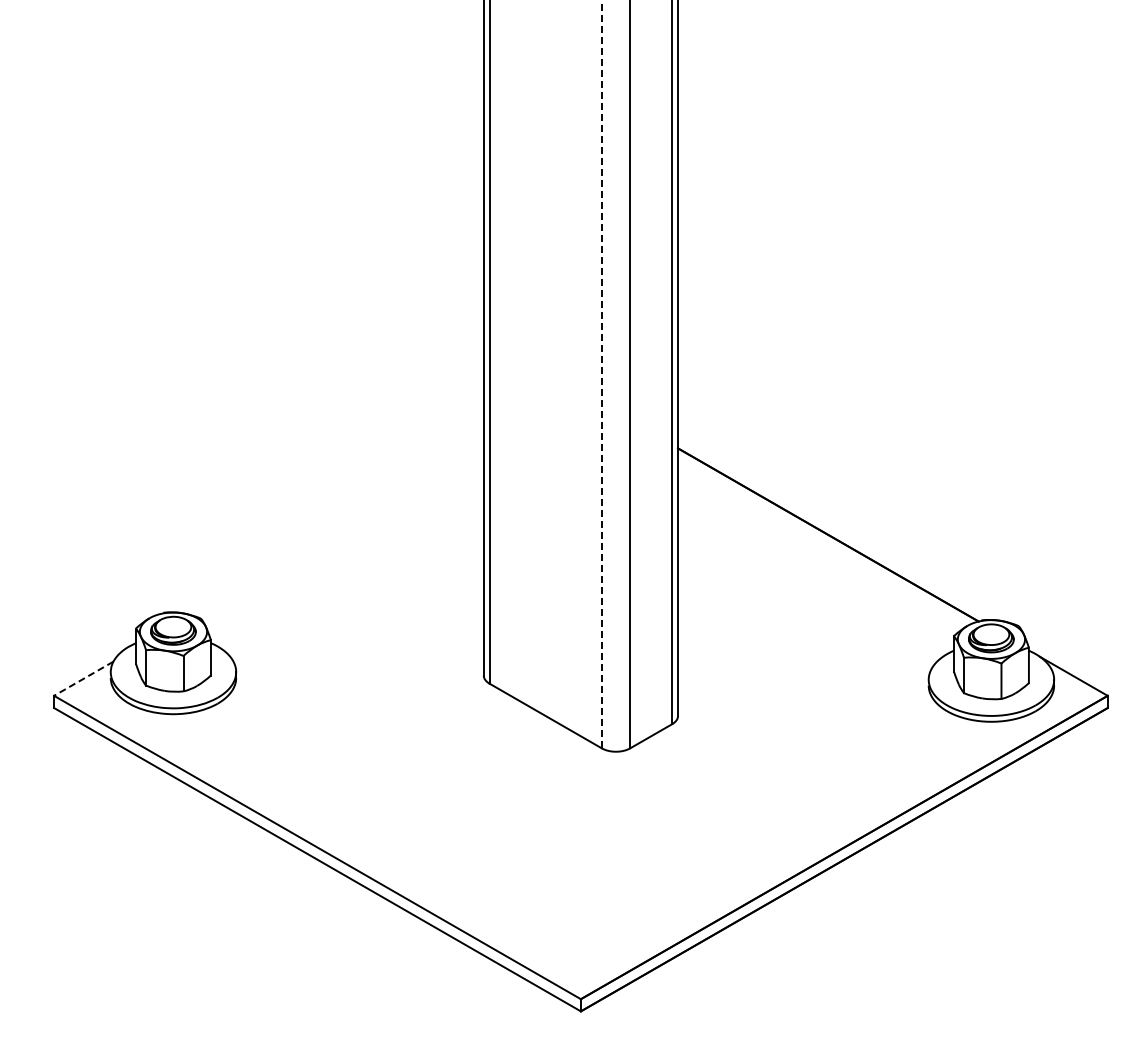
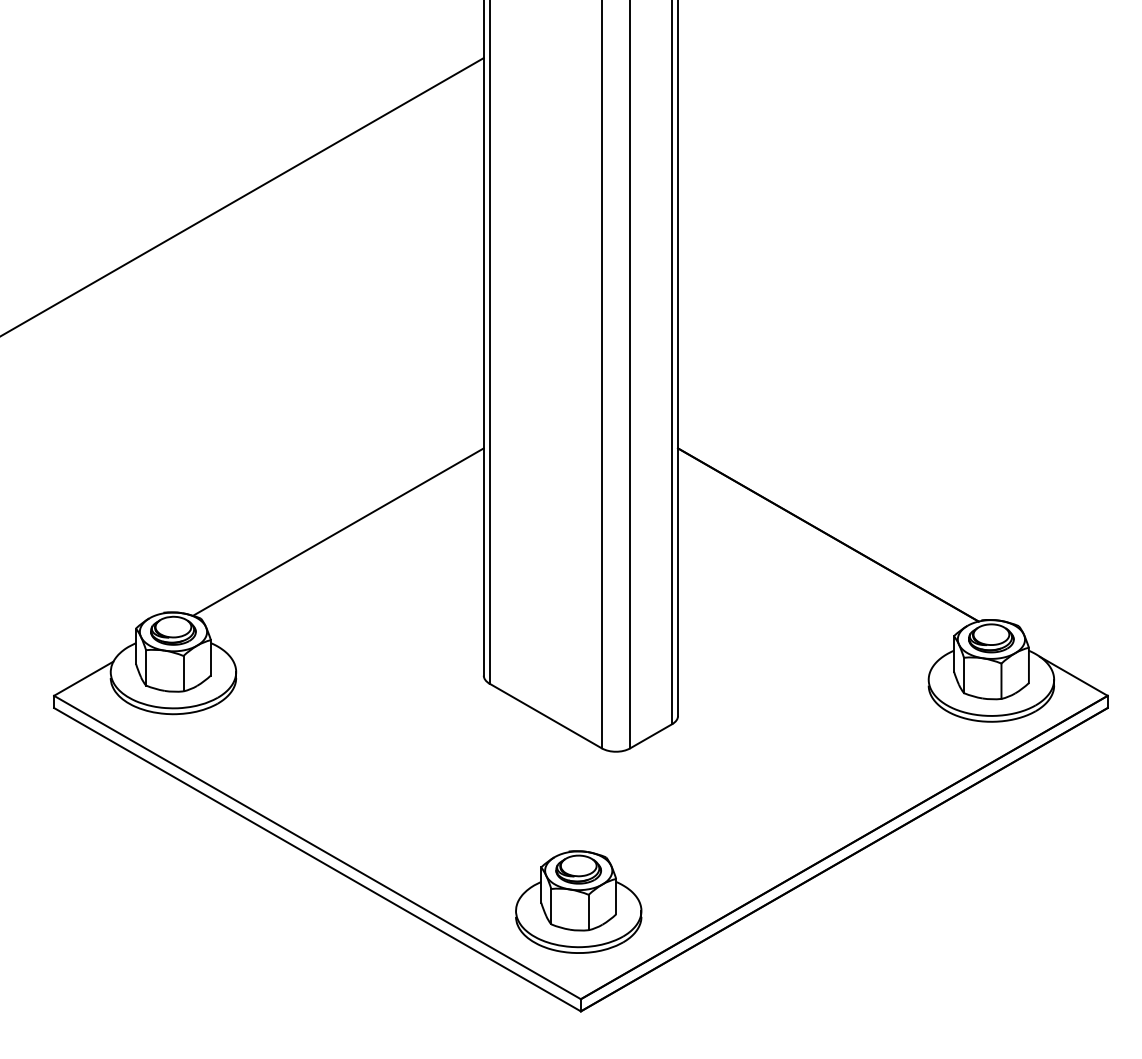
line: none -> present (242, 196)
line: dashed -> solid (601, 374)
line: none -> present (338, 531)
line: dashed -> solid (83, 679)
part: none -> present (578, 901)
